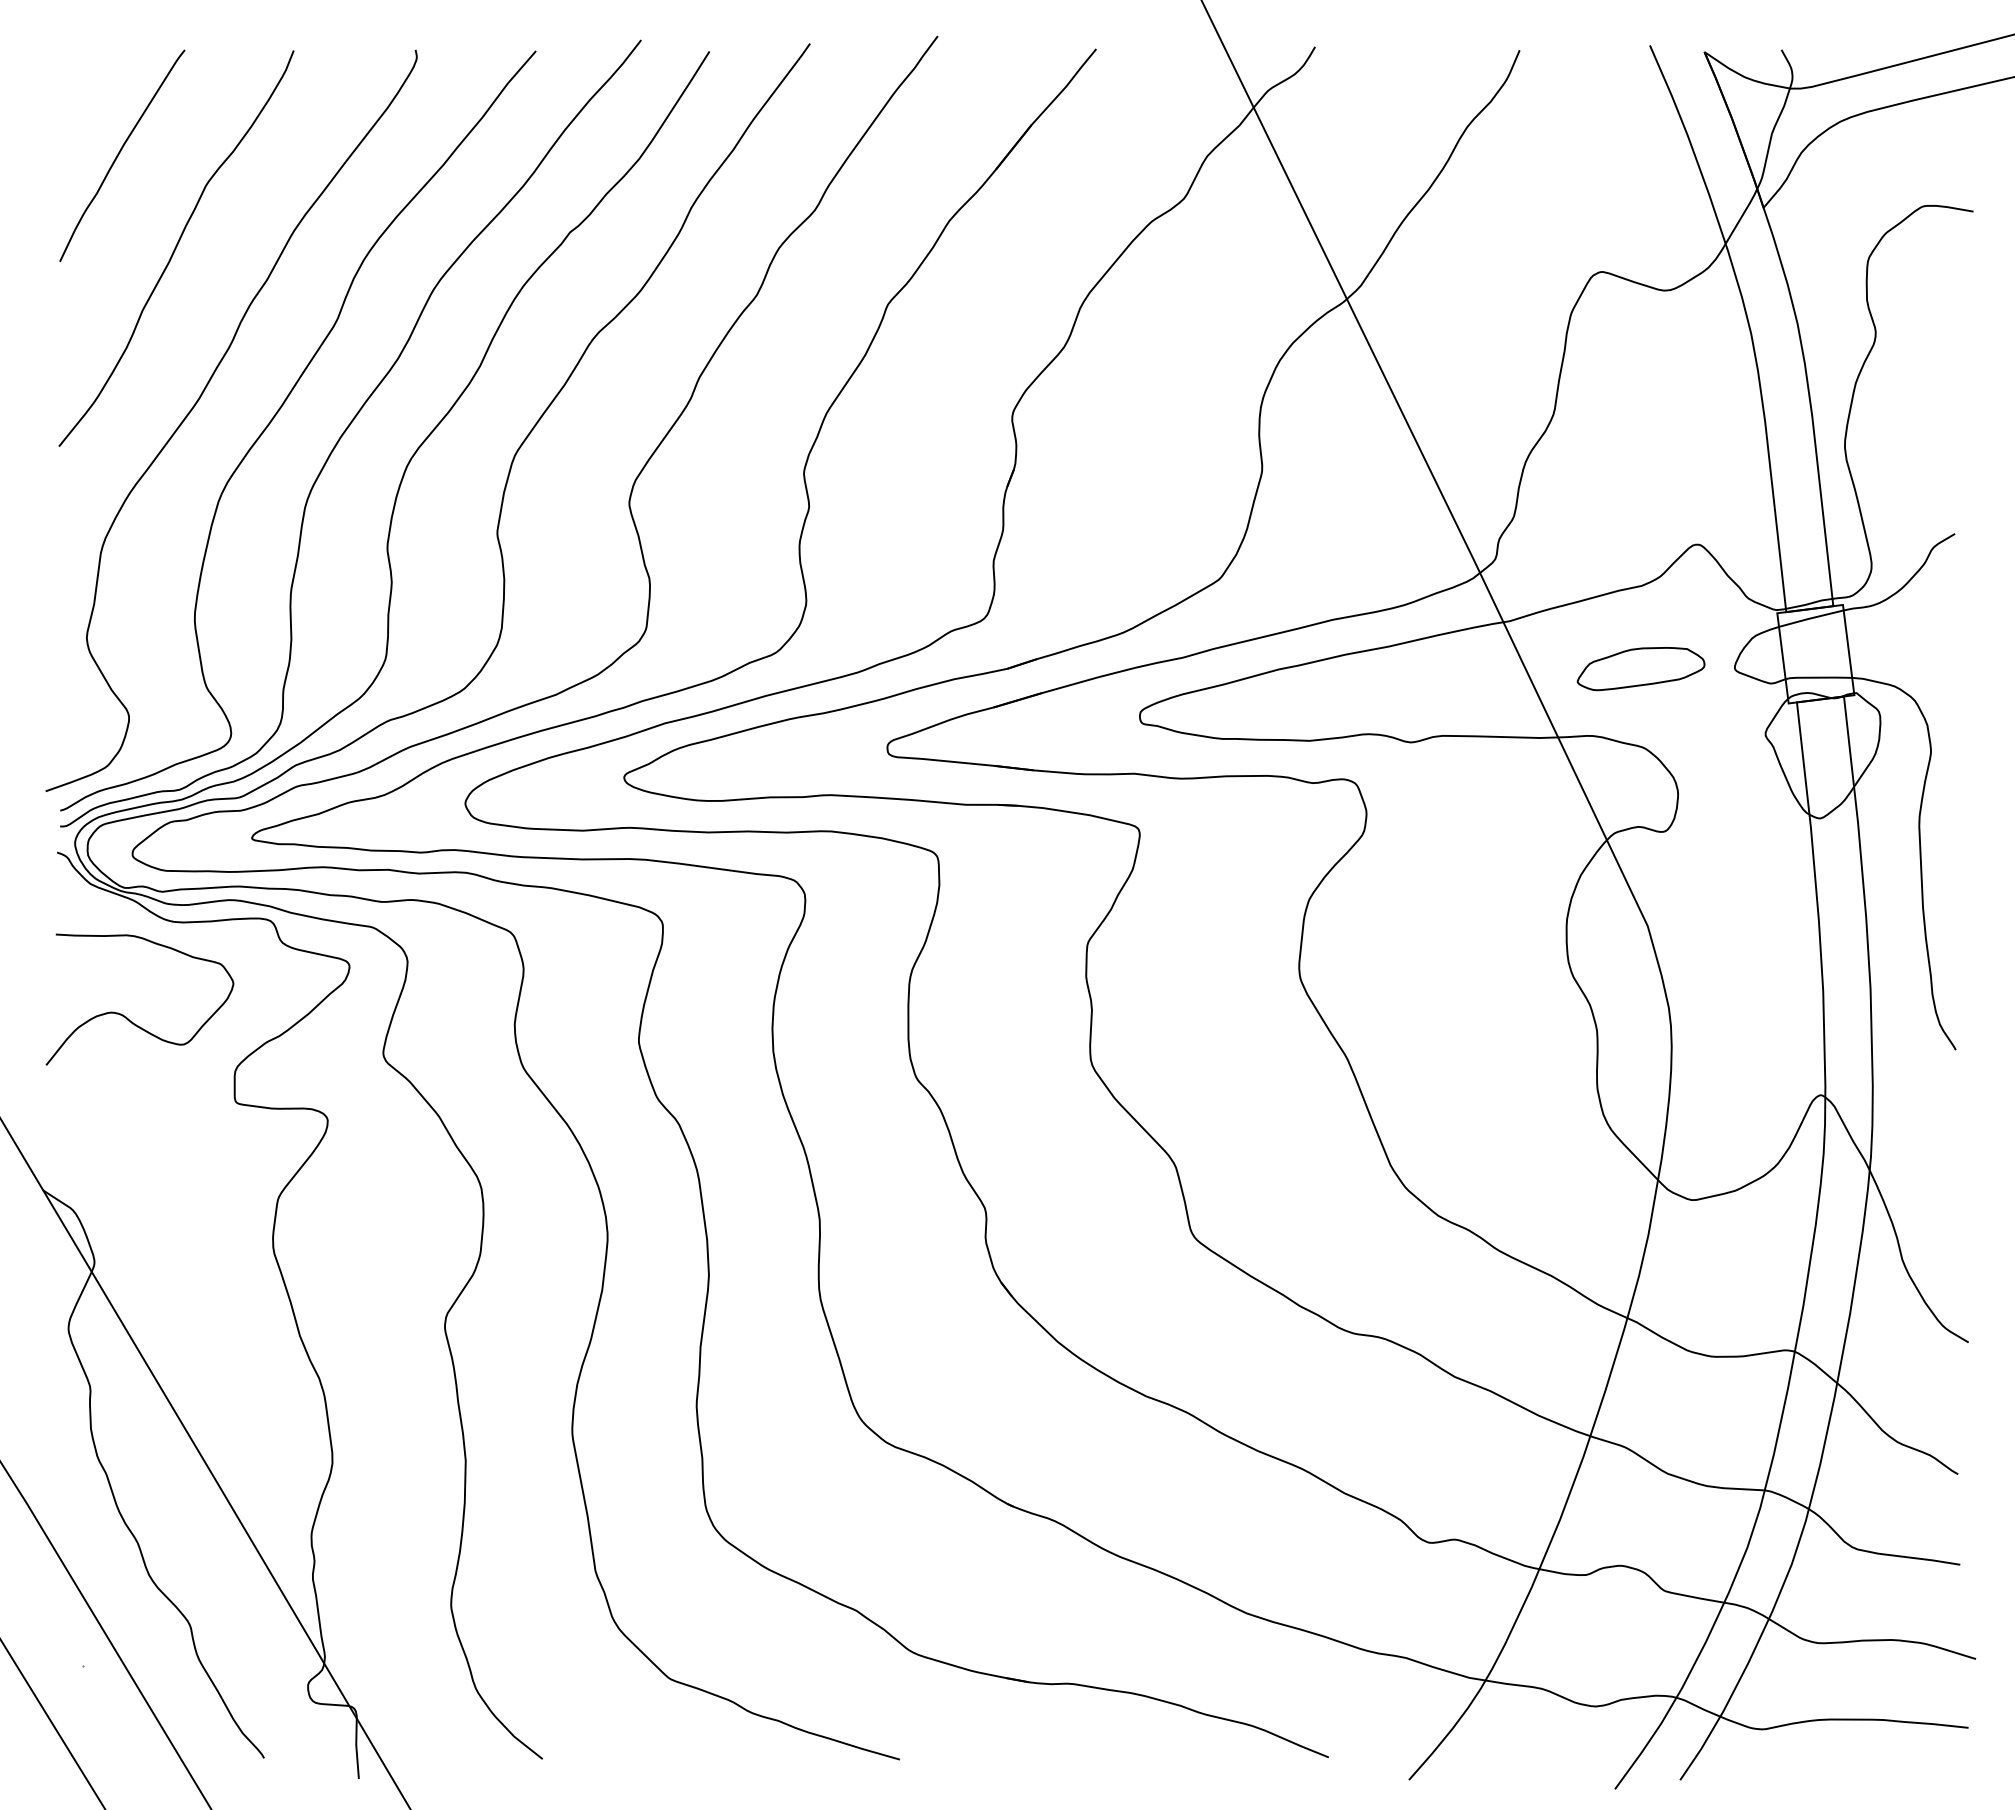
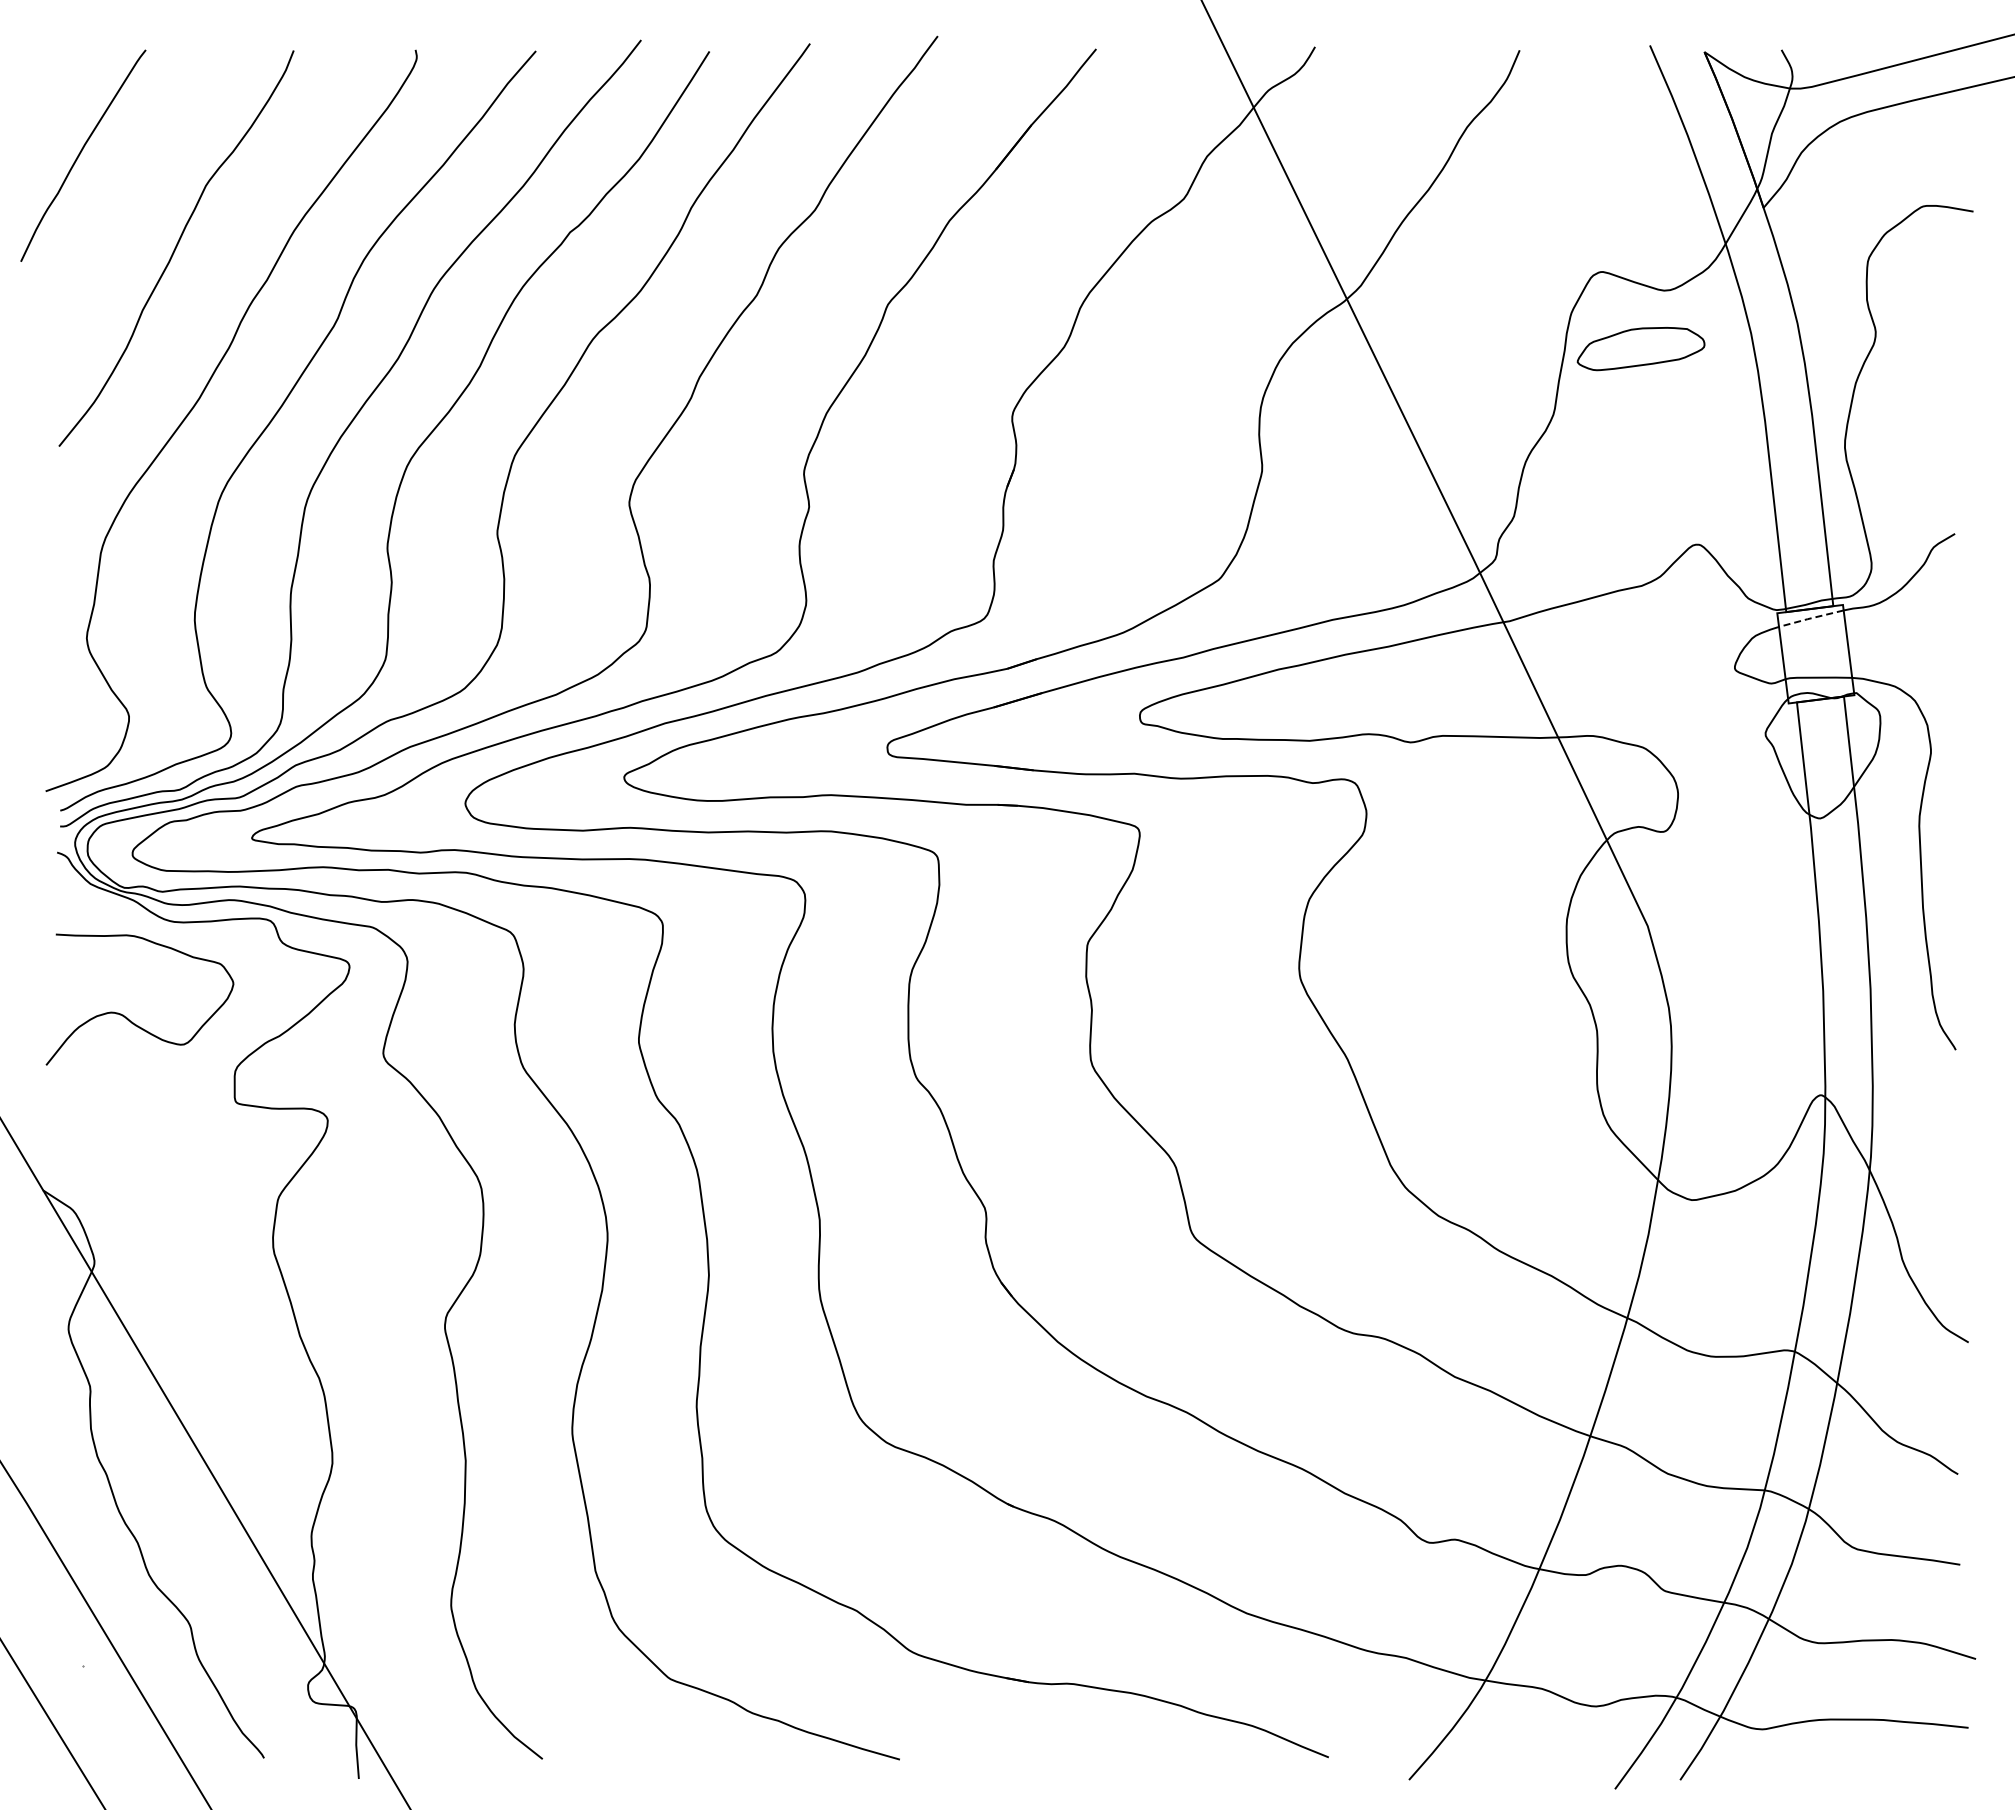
curve position: (119, 154) -> (80, 154) (80, 154)
line: solid -> dashed (1810, 618)
part position: (1640, 669) -> (1640, 349) (1640, 349)
